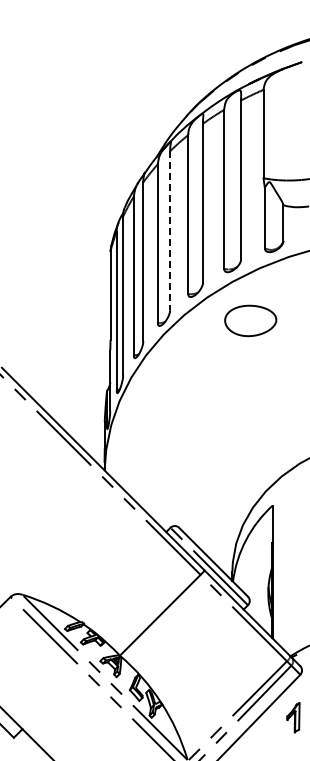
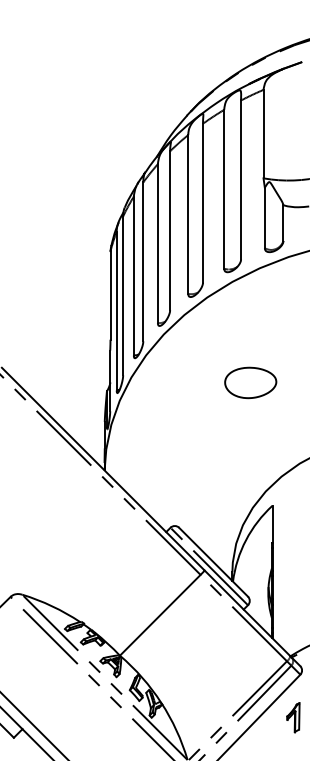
line: dashed -> solid (170, 231)
part position: (250, 320) -> (250, 382) (250, 382)
line: none -> present (33, 725)
